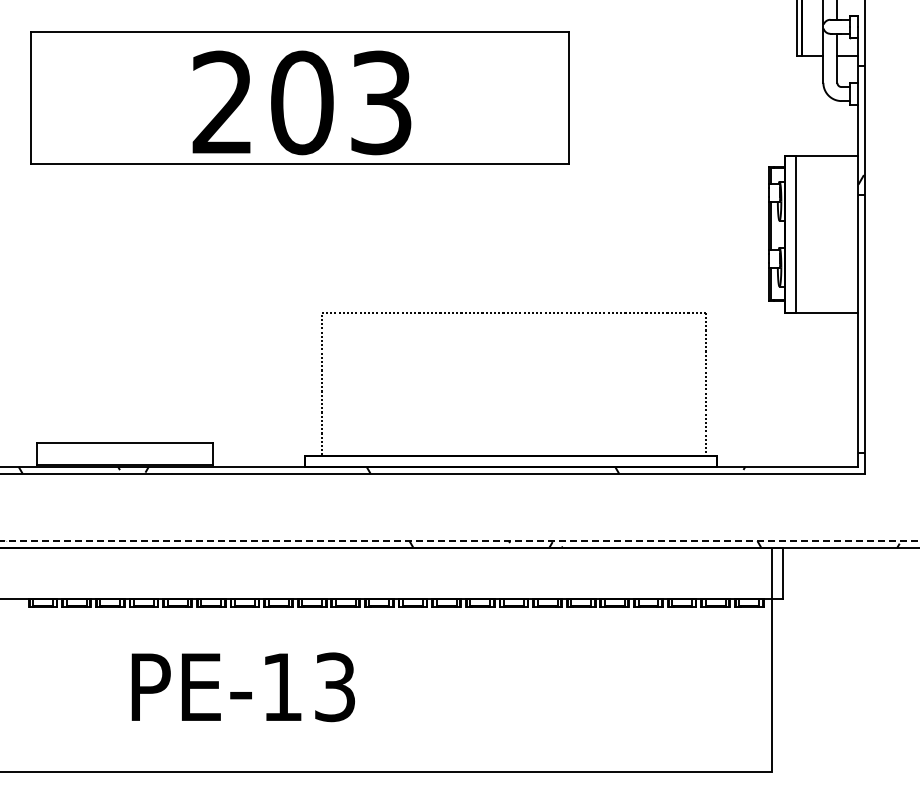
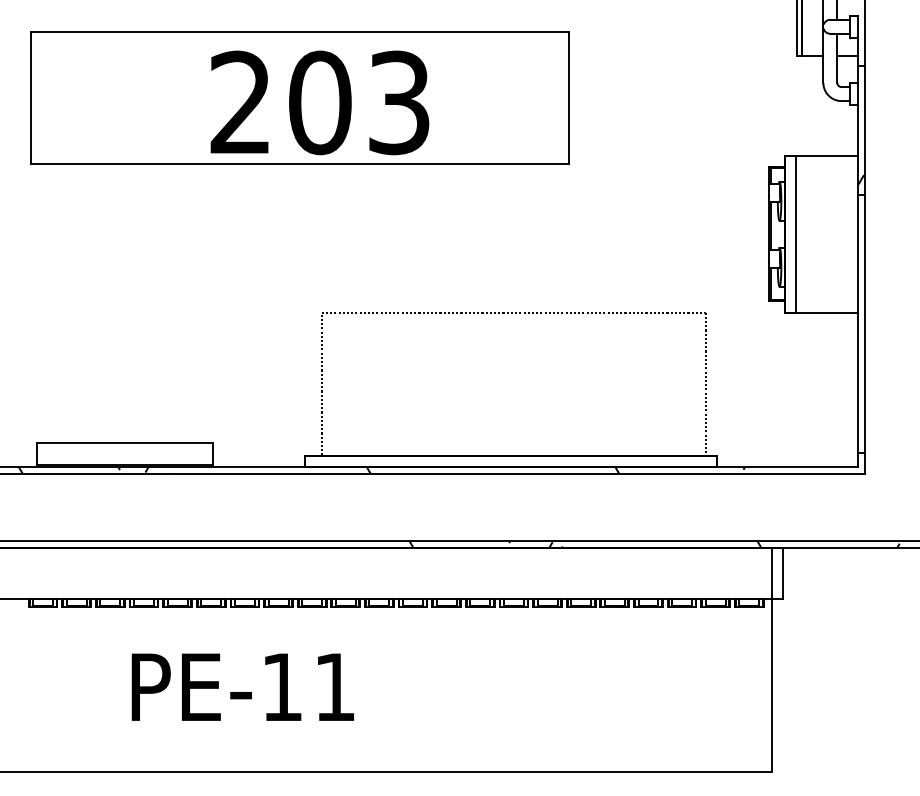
text position: (301, 102) -> (319, 102) (319, 102)
line: dashed -> solid (460, 541)
text: PE-13 -> PE-11 (335, 687)
